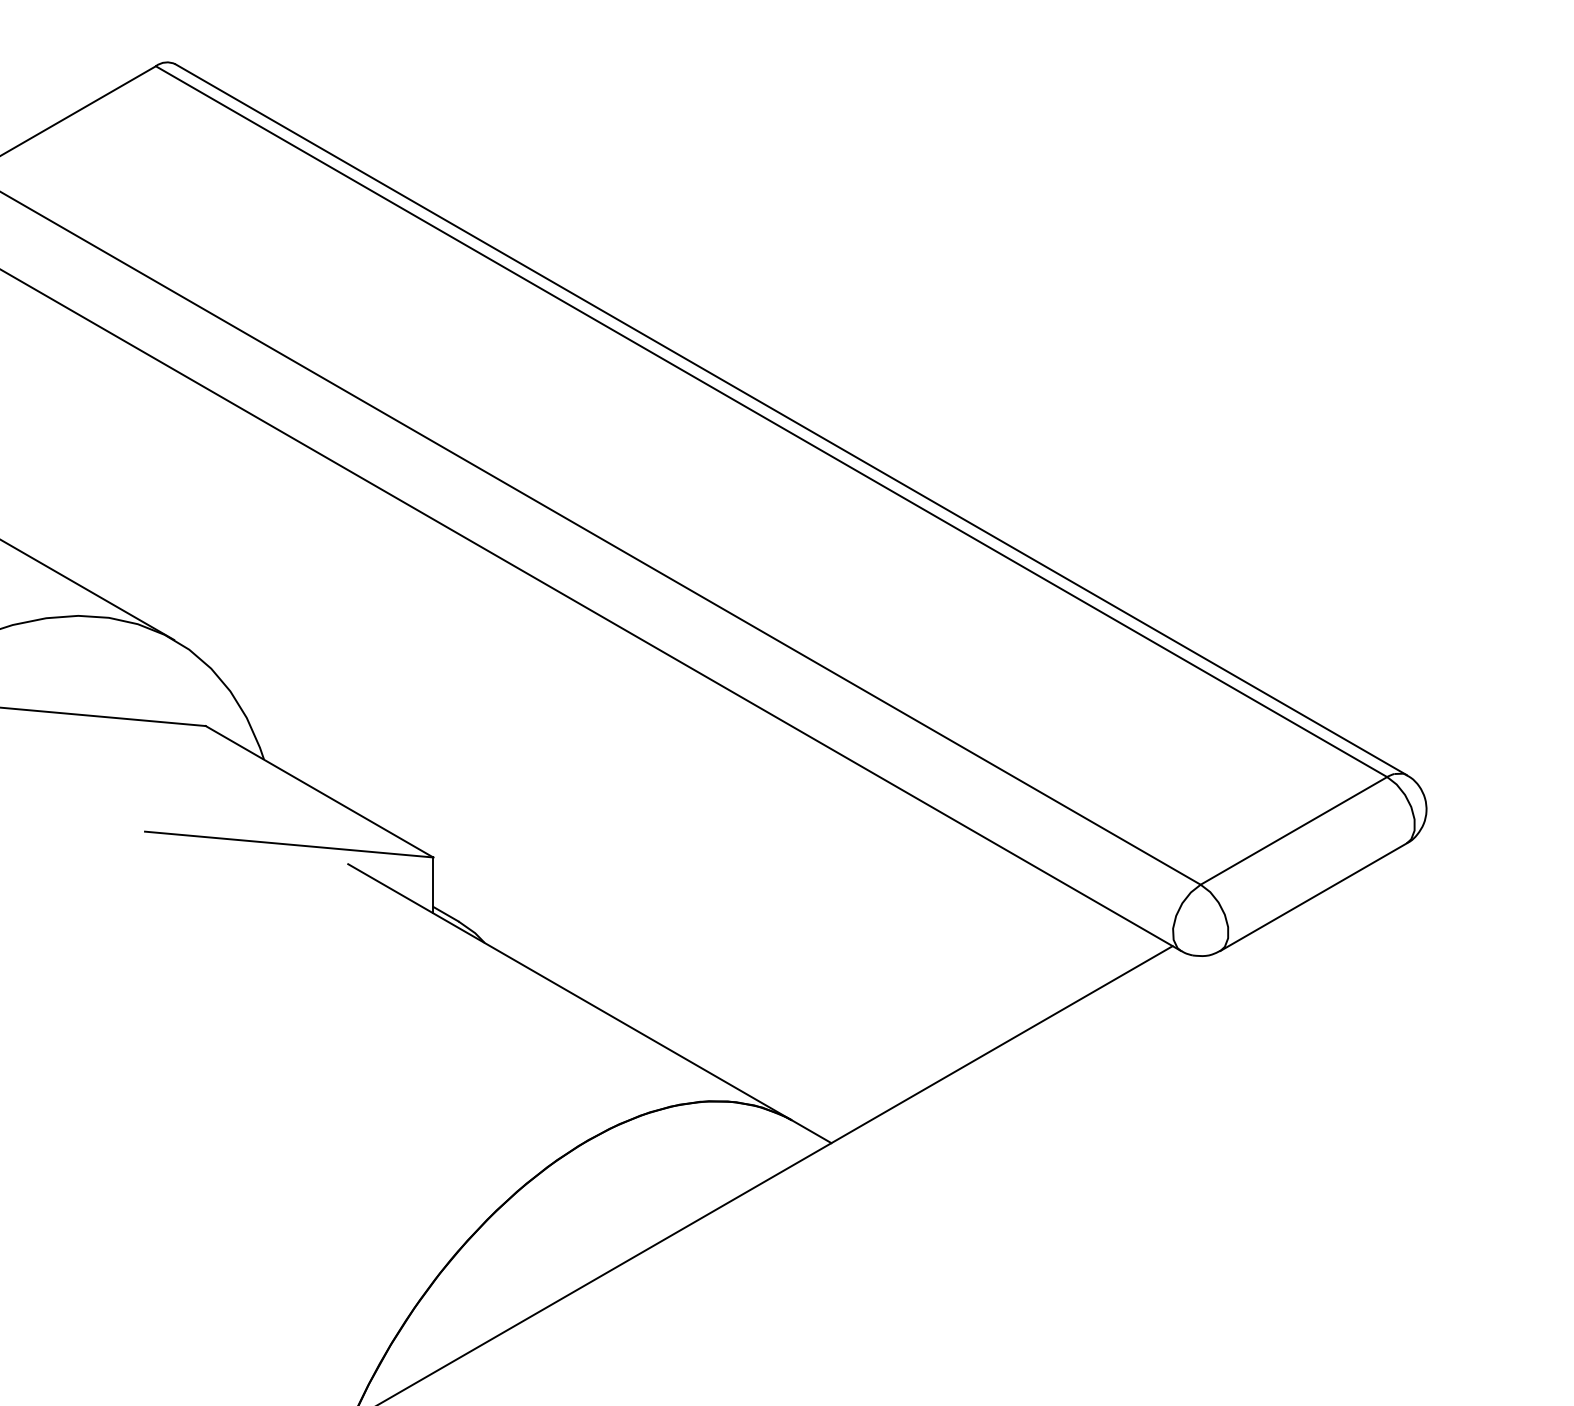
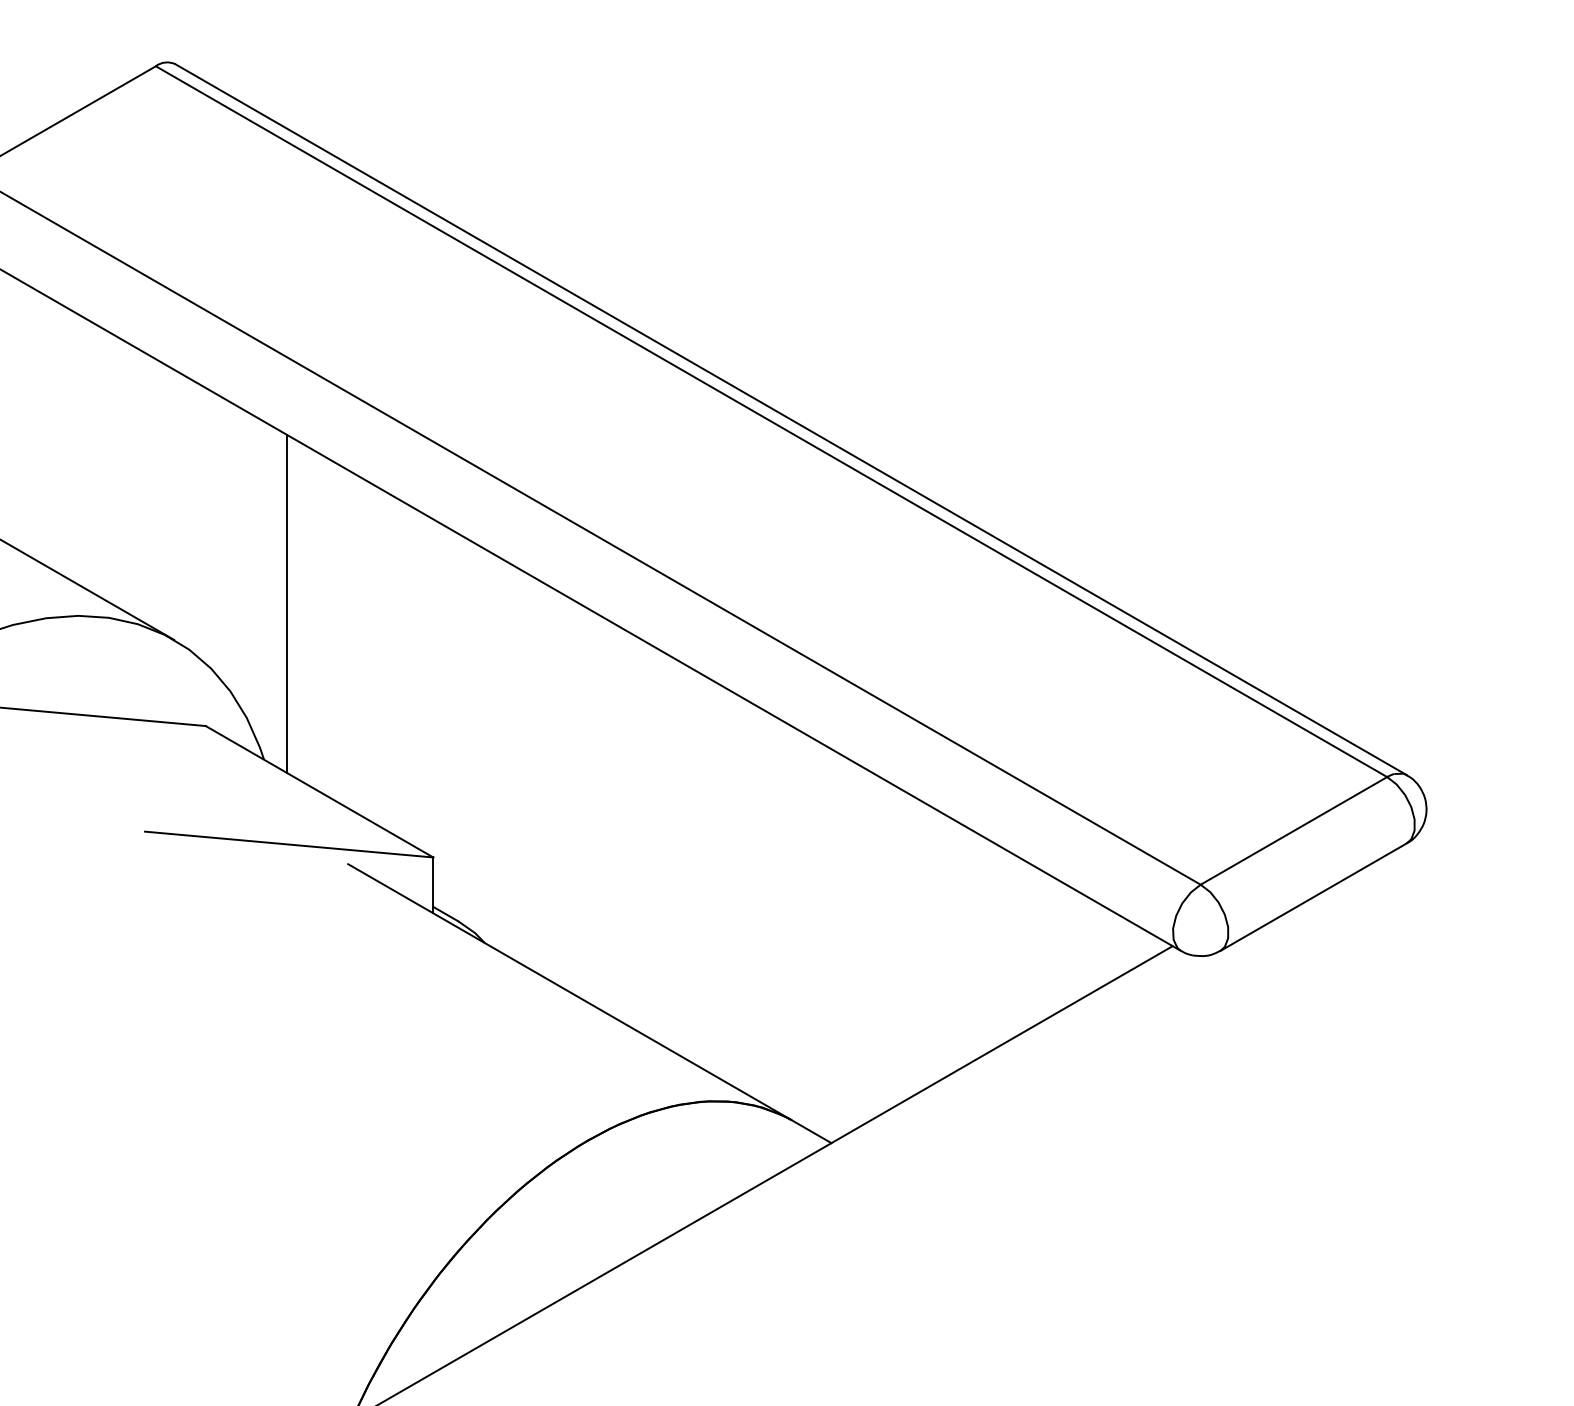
line: none -> present (286, 603)
